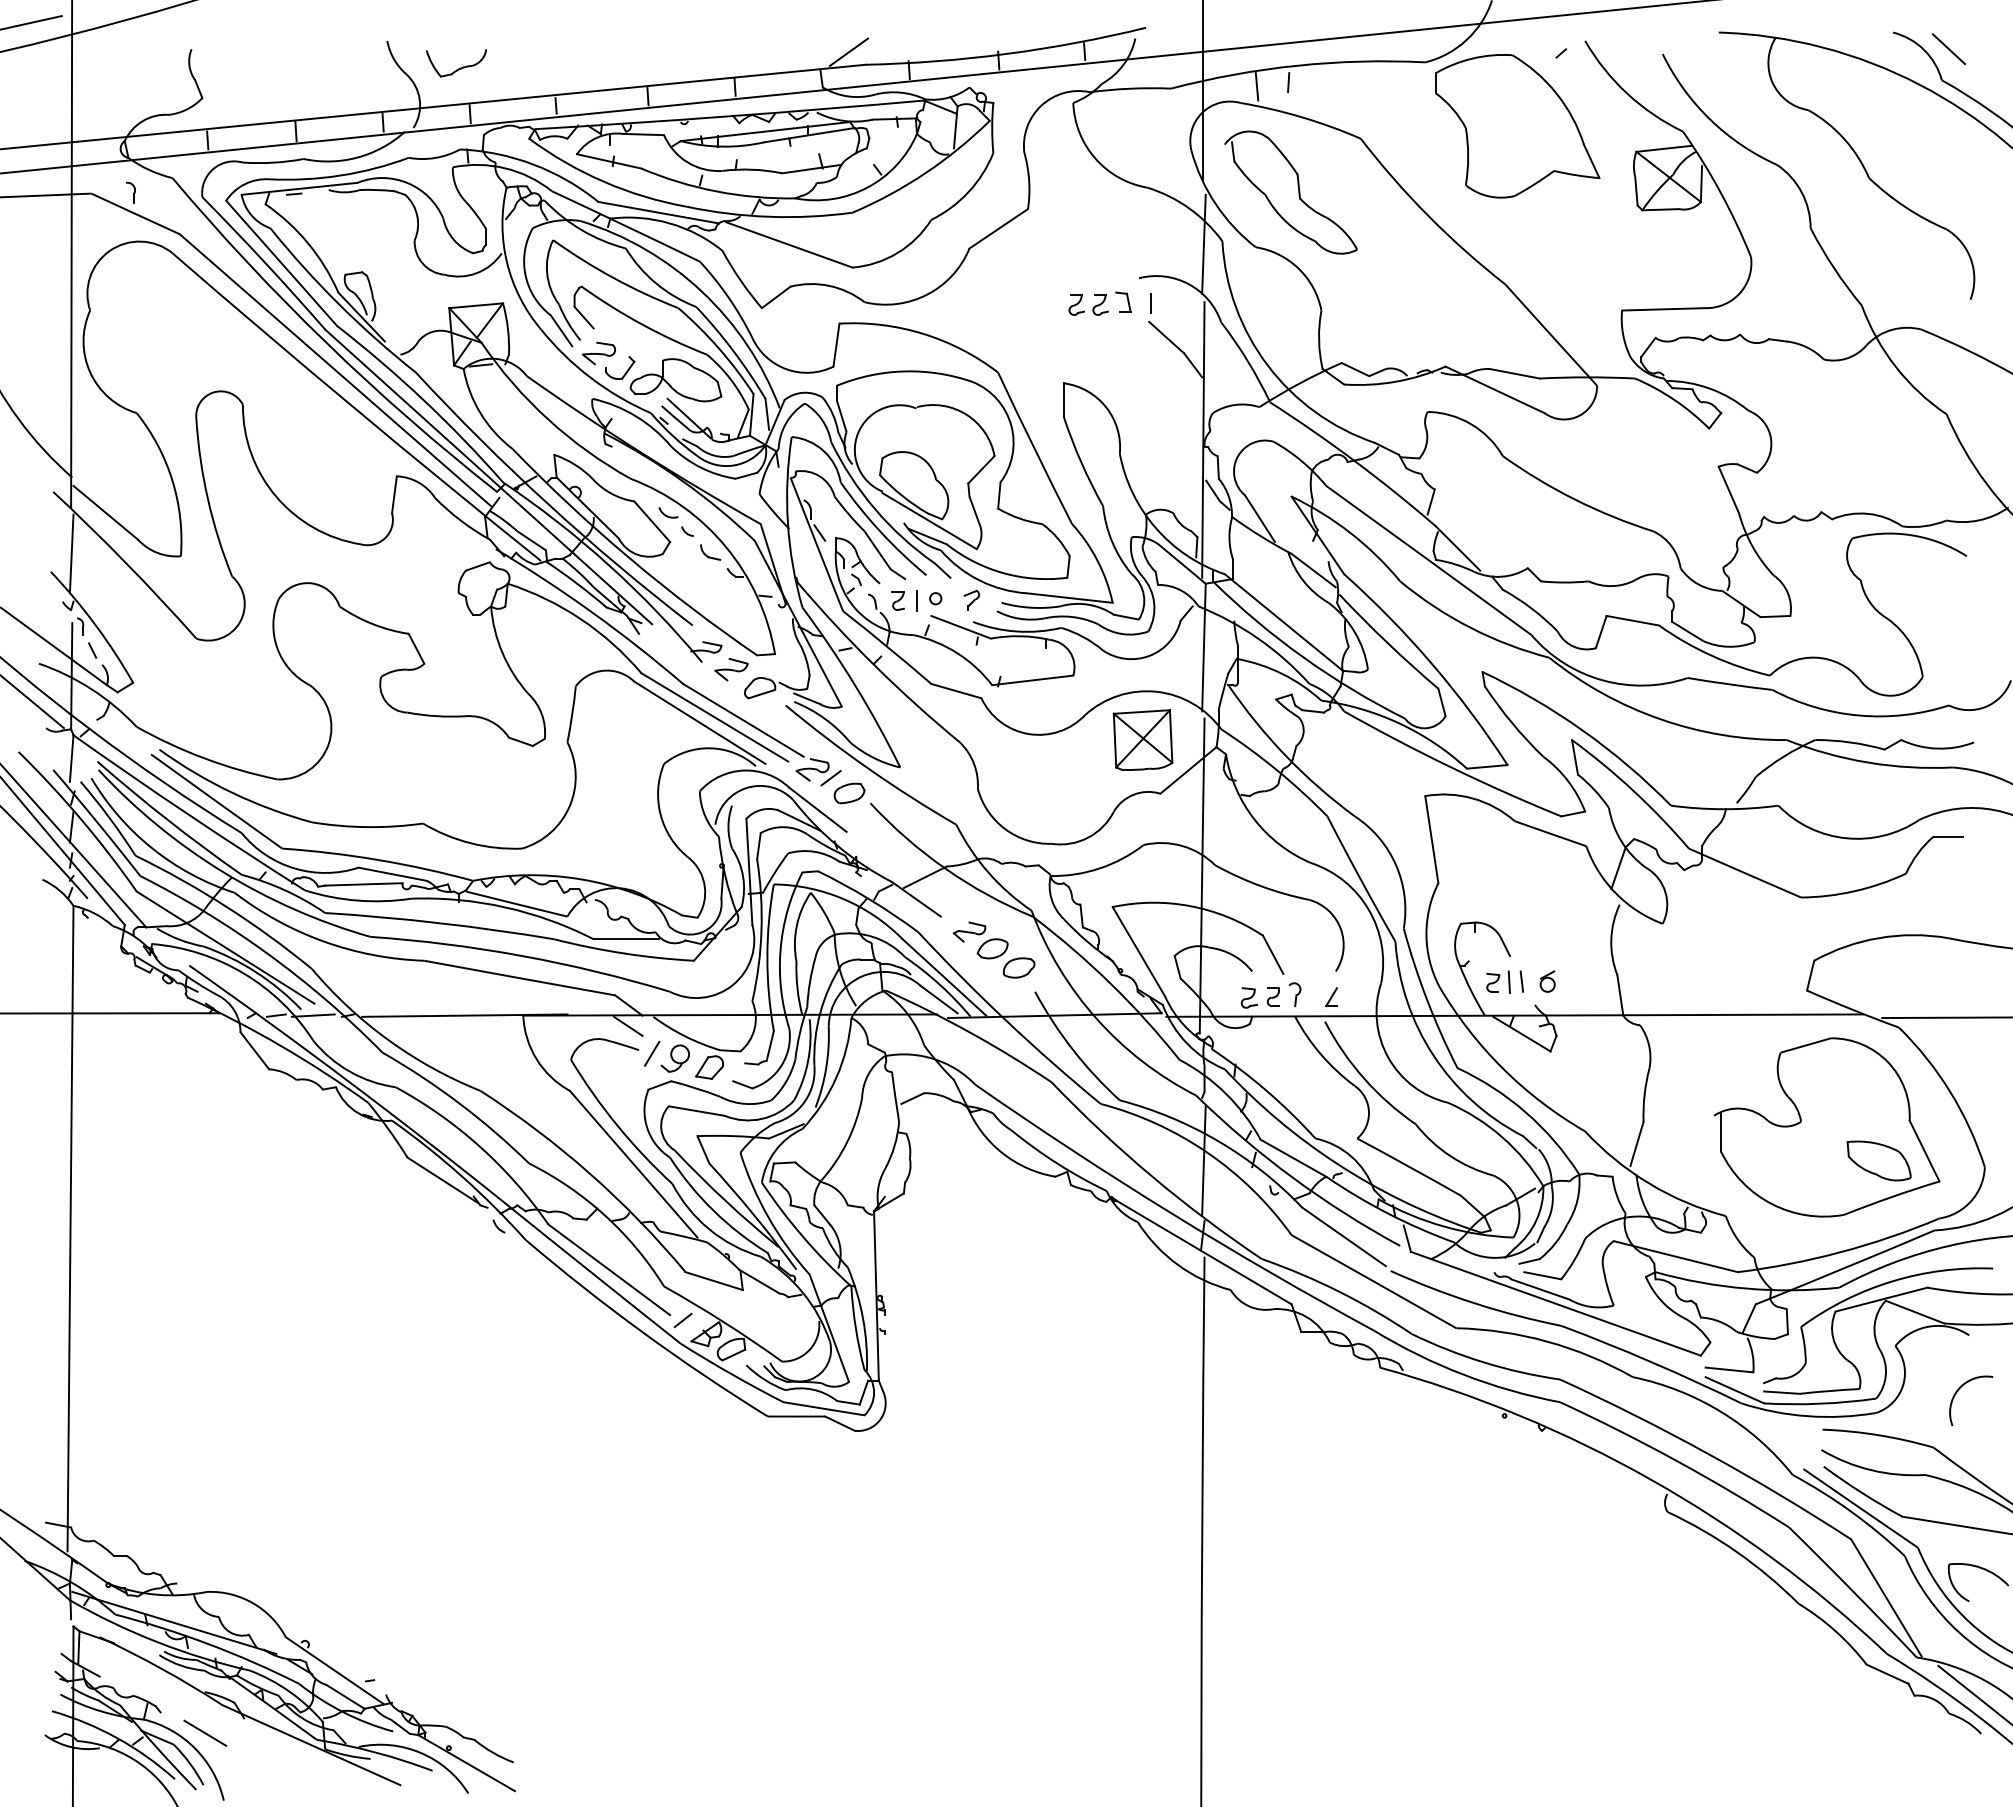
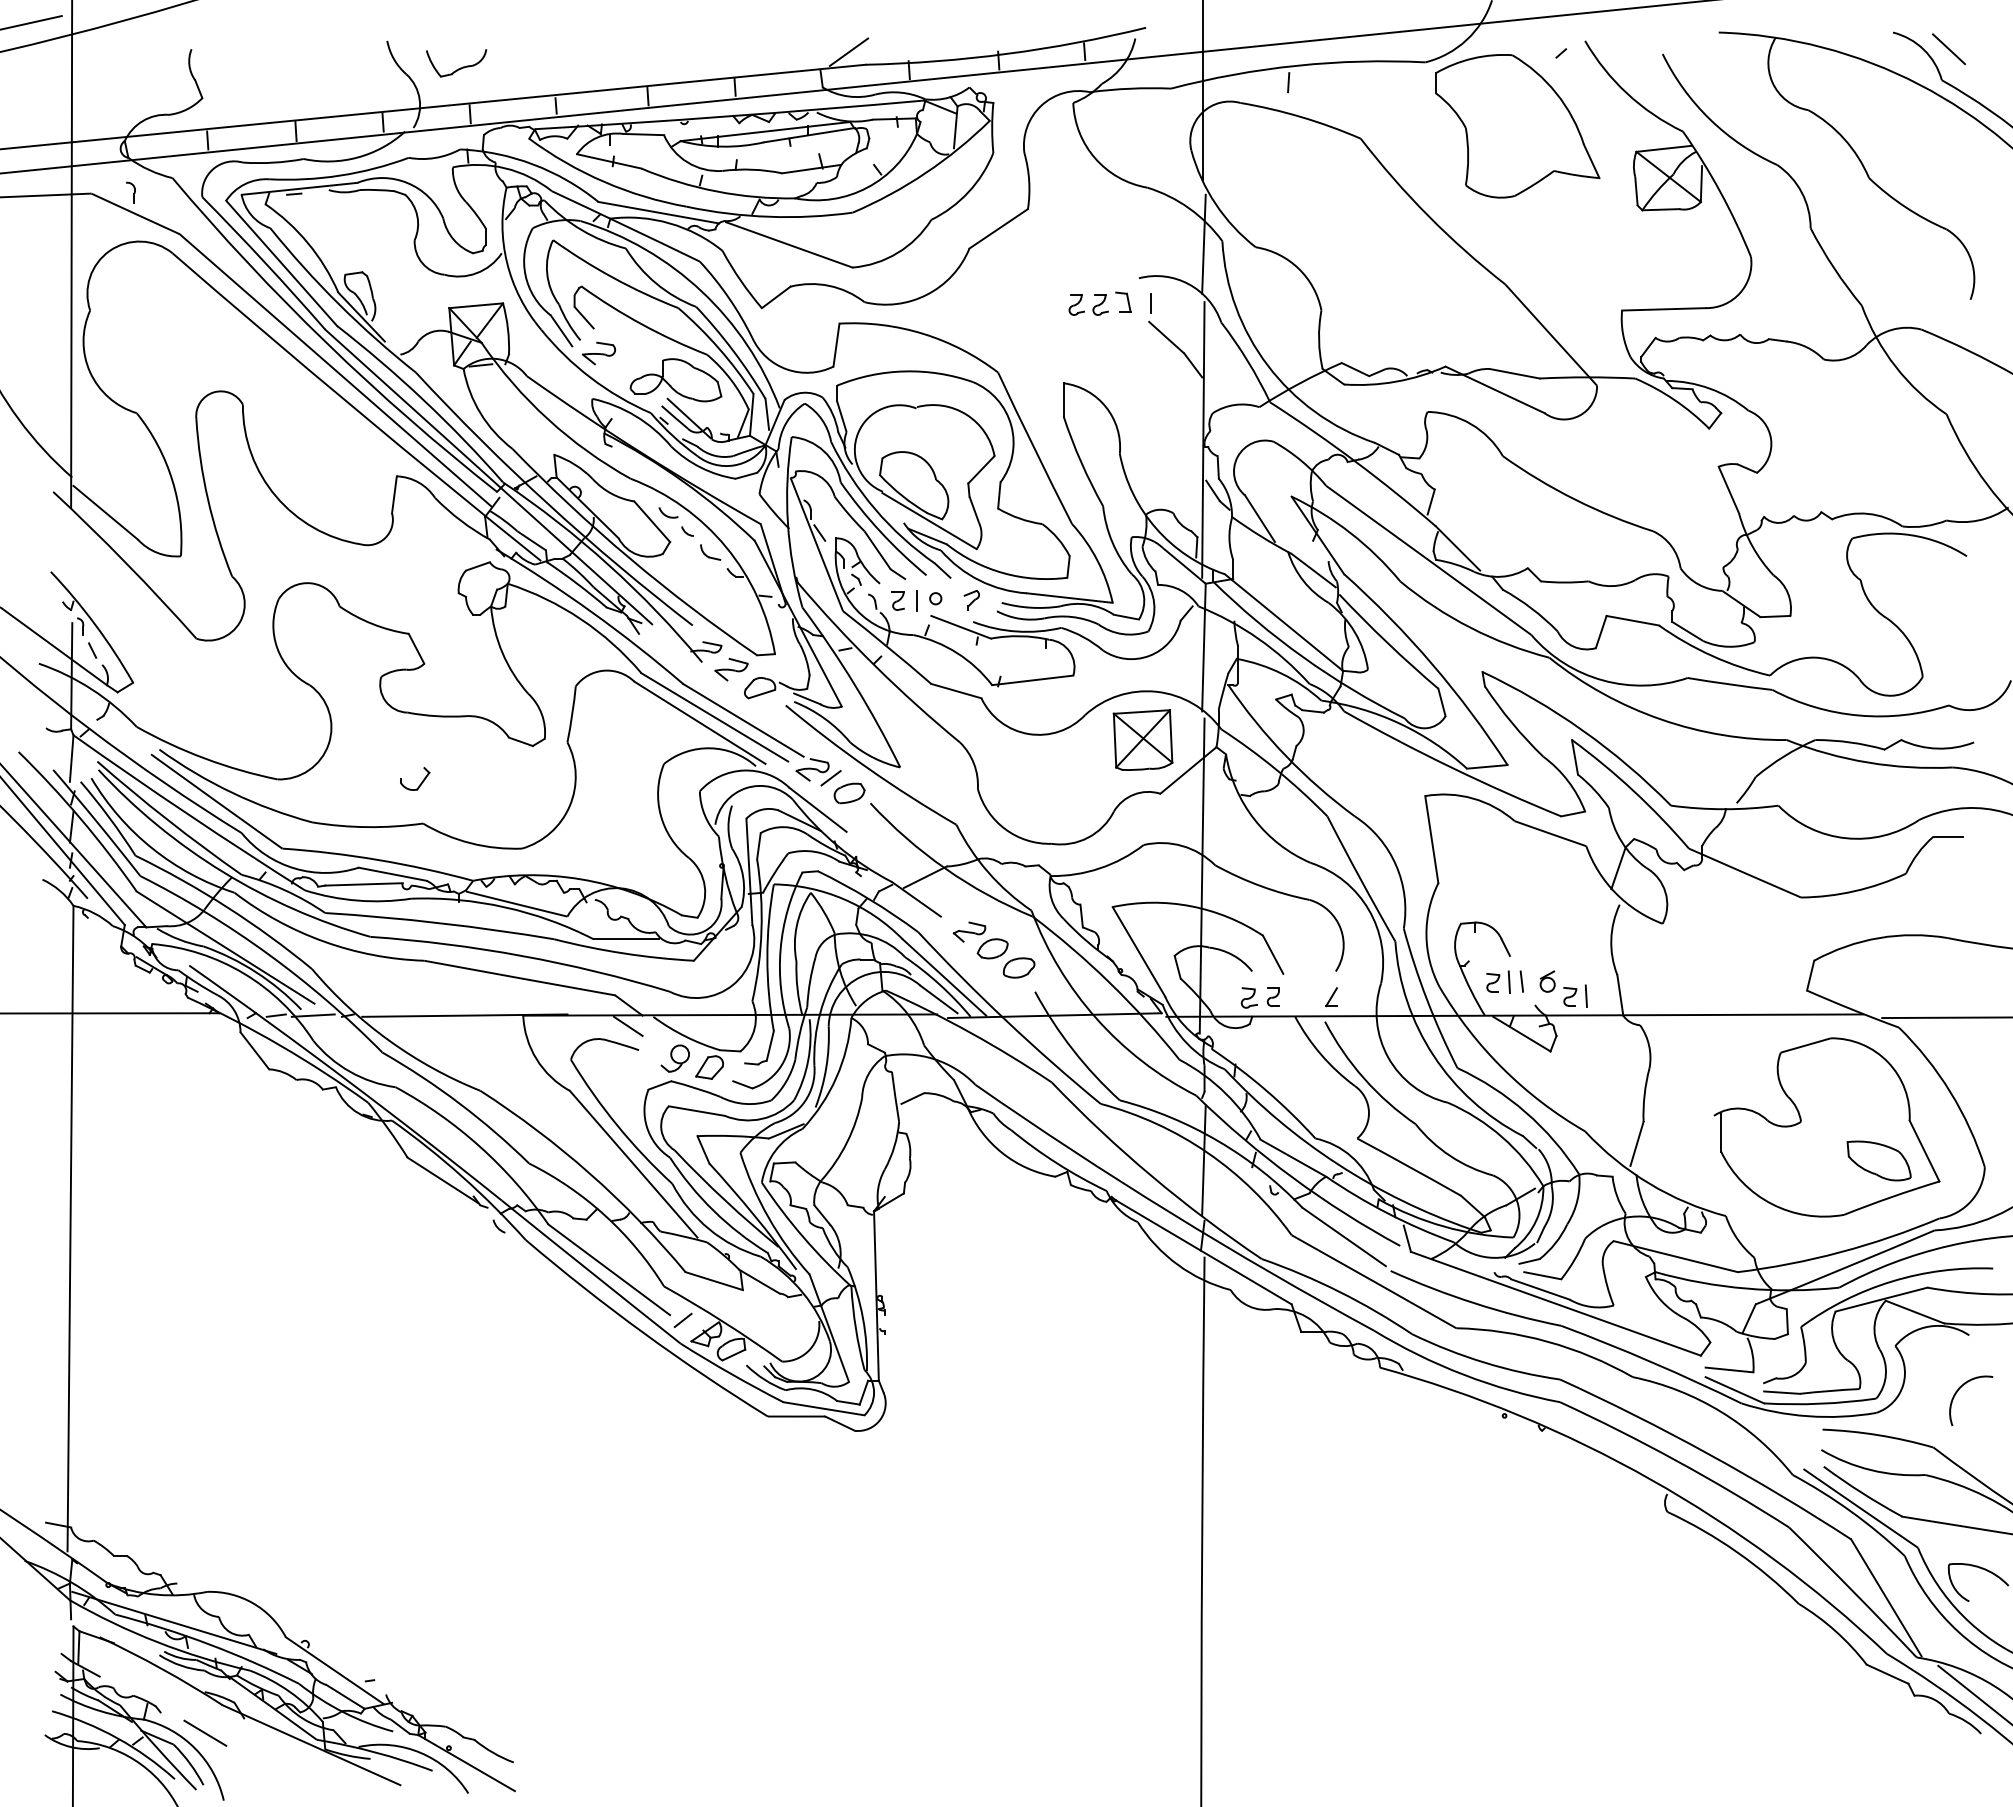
line: present -> none (1256, 86)
part: present -> none (1298, 192)
part position: (626, 370) -> (421, 781) (421, 781)
line: present -> none (71, 553)
line: present -> none (32, 702)
part: present -> none (1294, 994)
part: none -> present (1575, 995)
line: present -> none (651, 1053)
